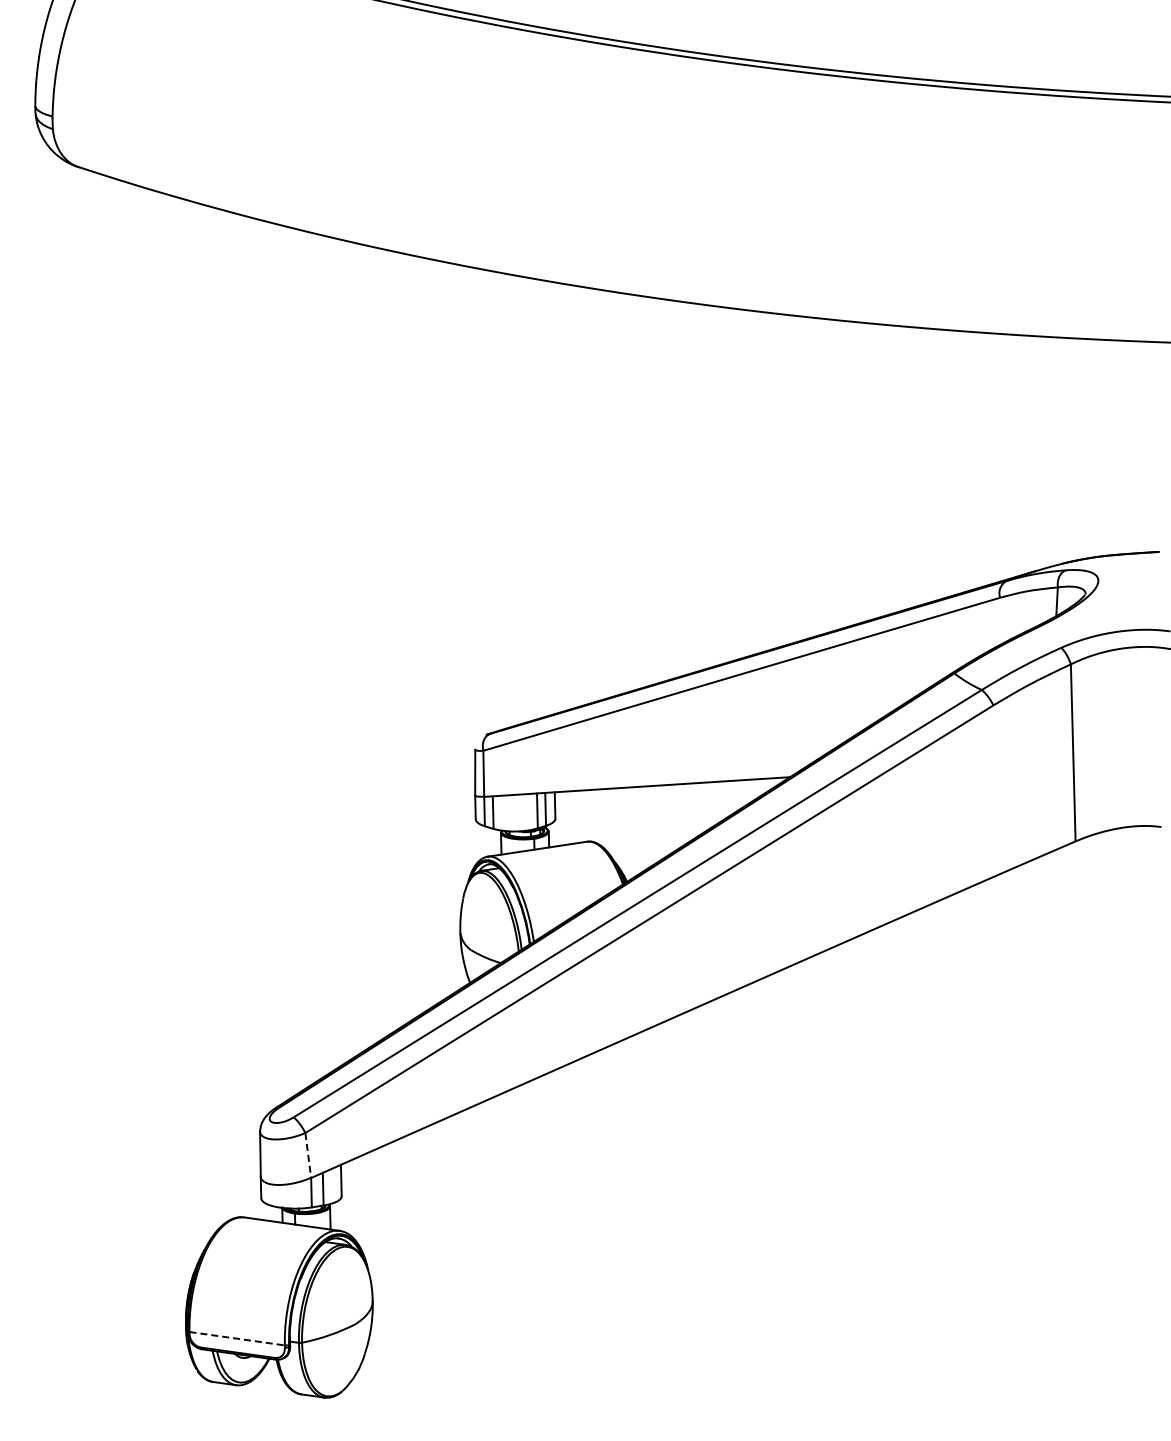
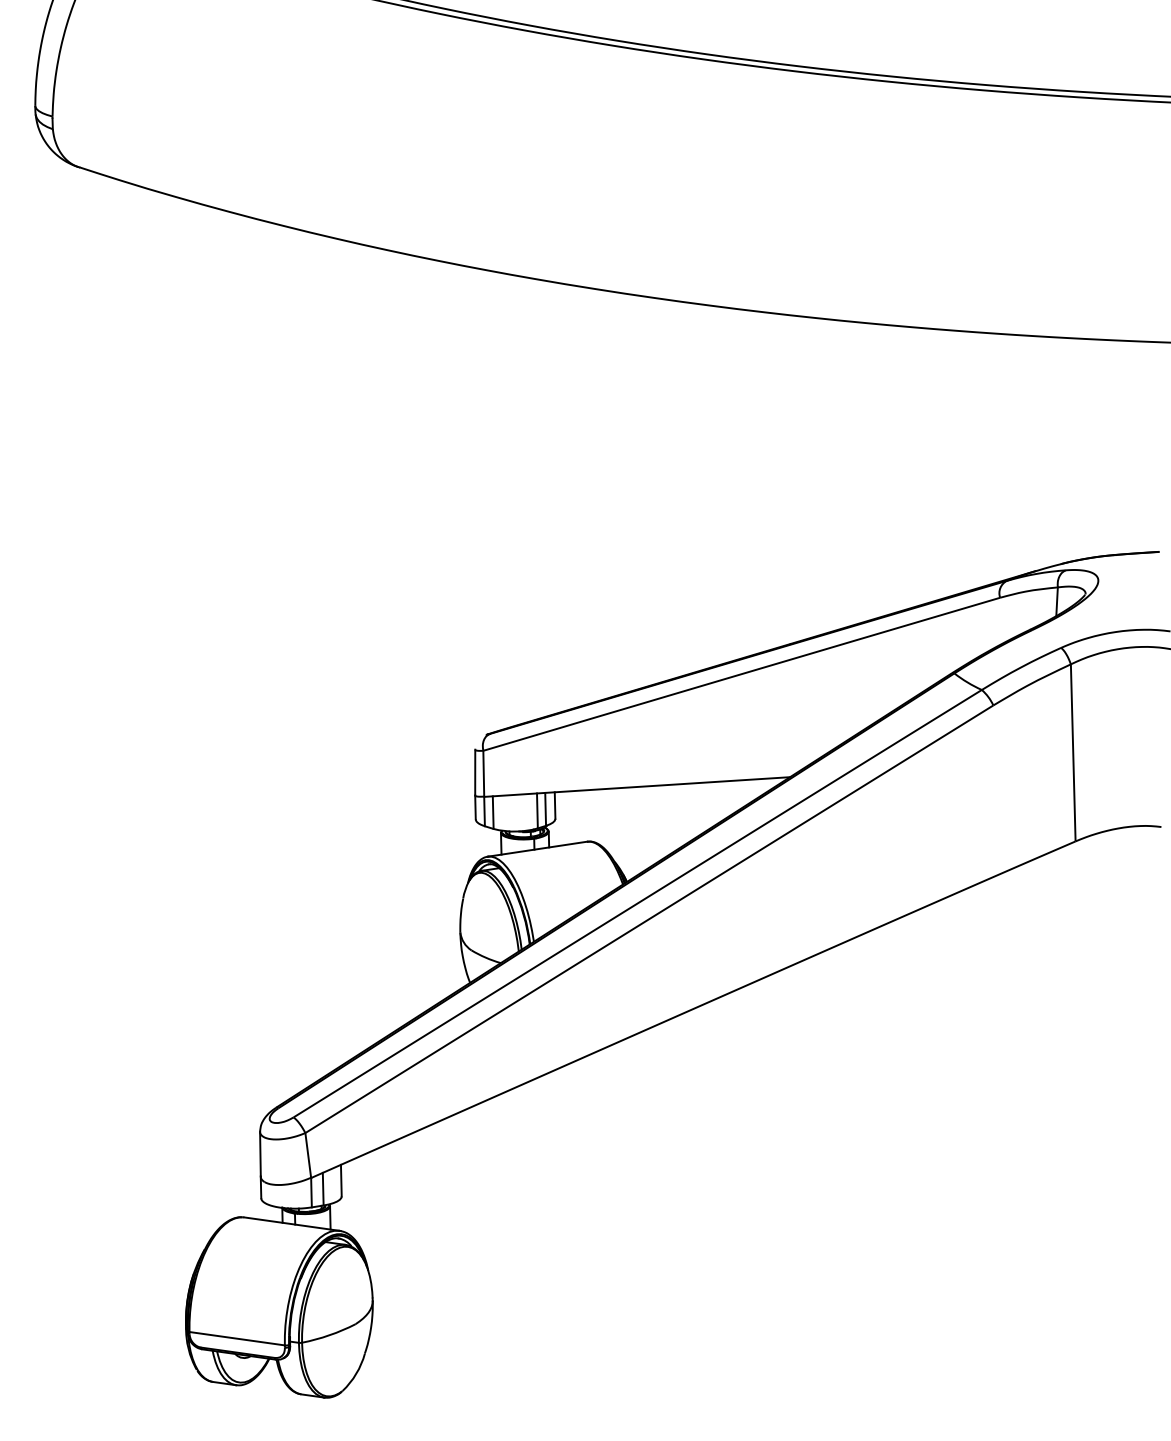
line: dashed -> solid (308, 1155)
line: dashed -> solid (237, 1338)
